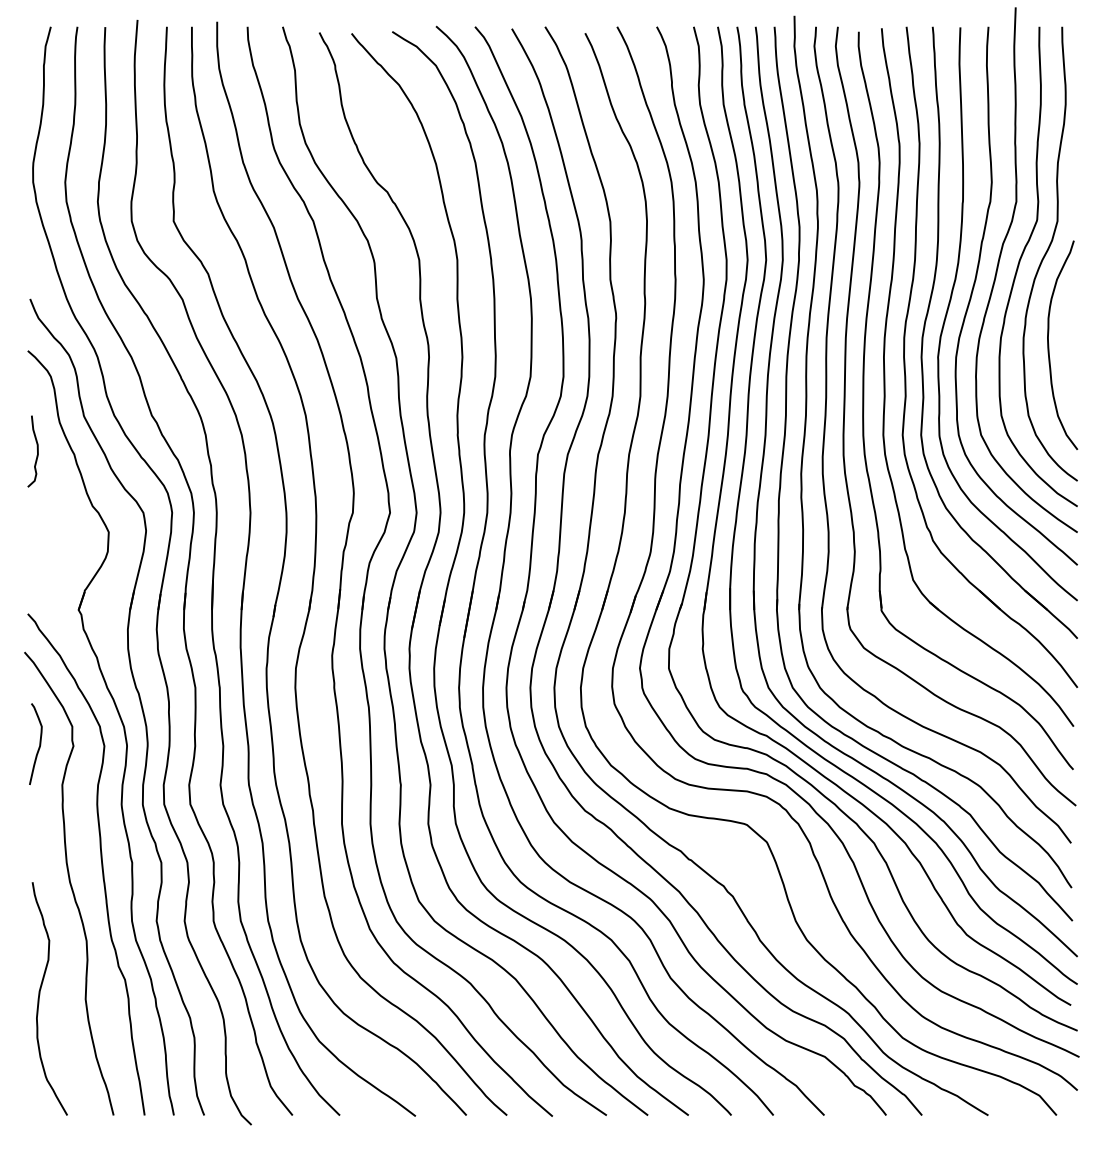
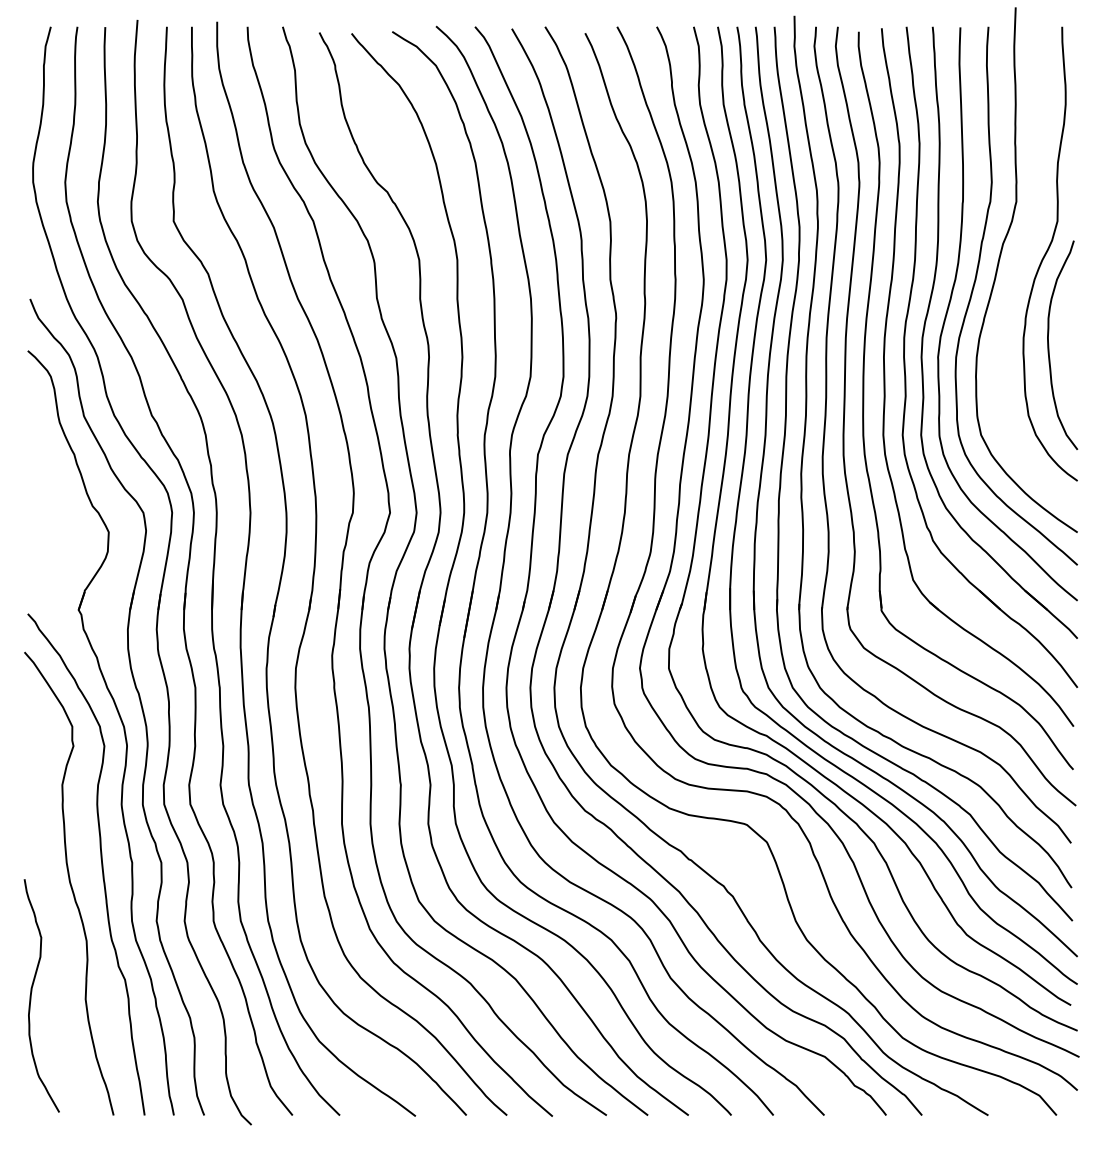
curve: present -> none (1021, 259)
curve: present -> none (36, 448)
curve: present -> none (39, 743)
curve position: (40, 995) -> (32, 992) (32, 992)
